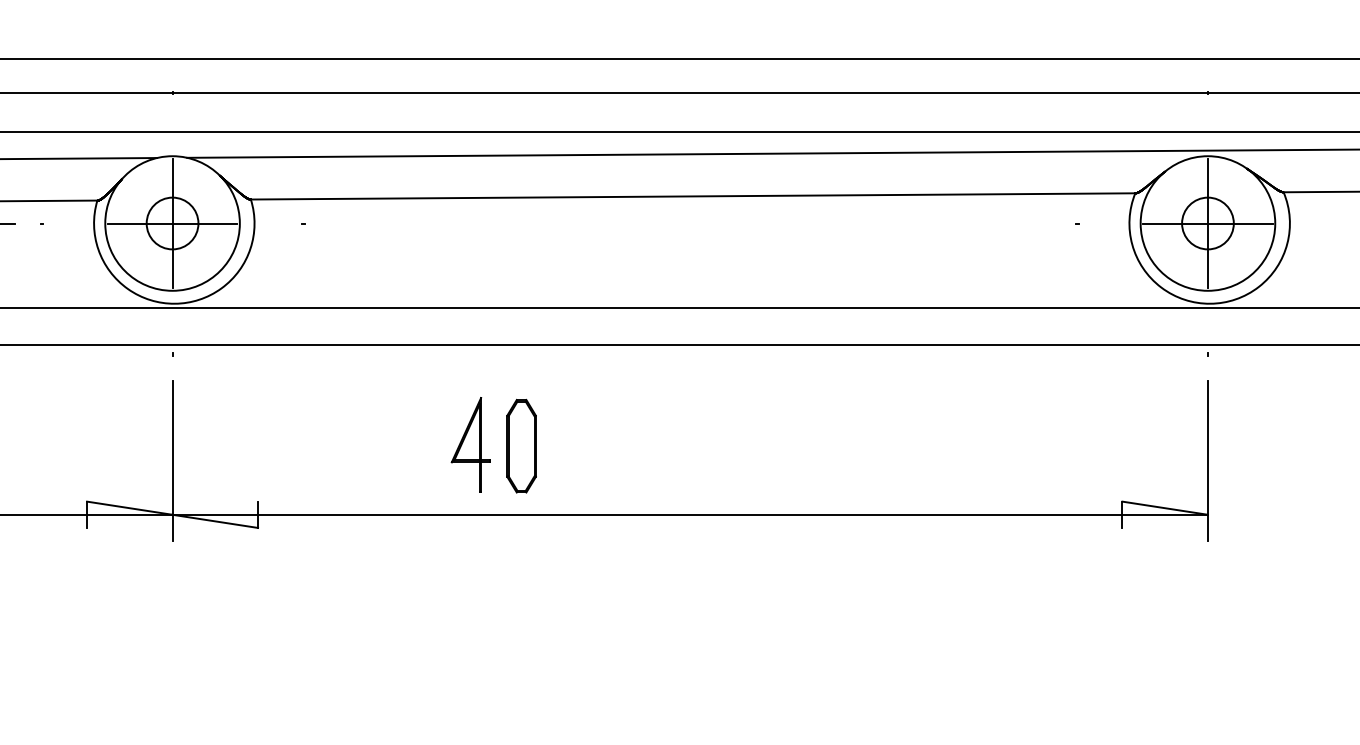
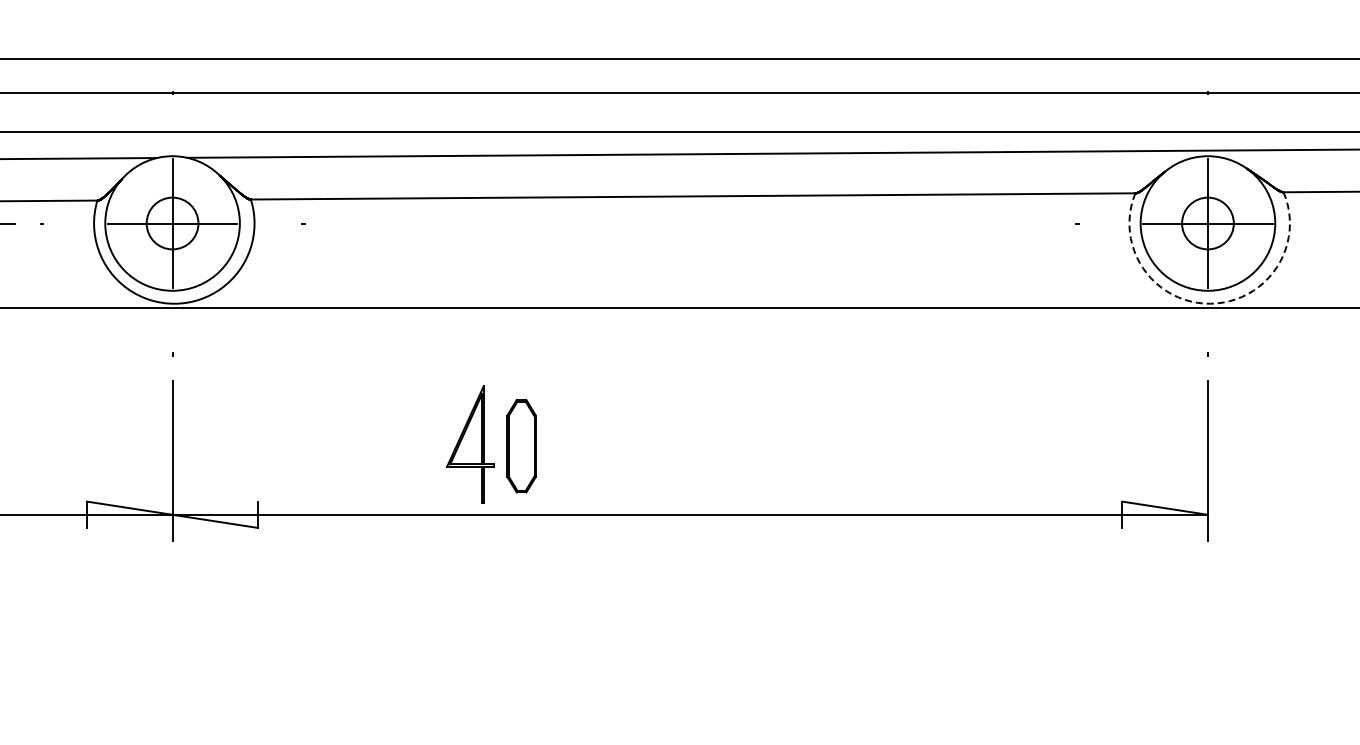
arc: solid -> dashed (1210, 303)
line: present -> none (679, 344)
part size: 41x96 px -> 49x119 px (470, 444)
